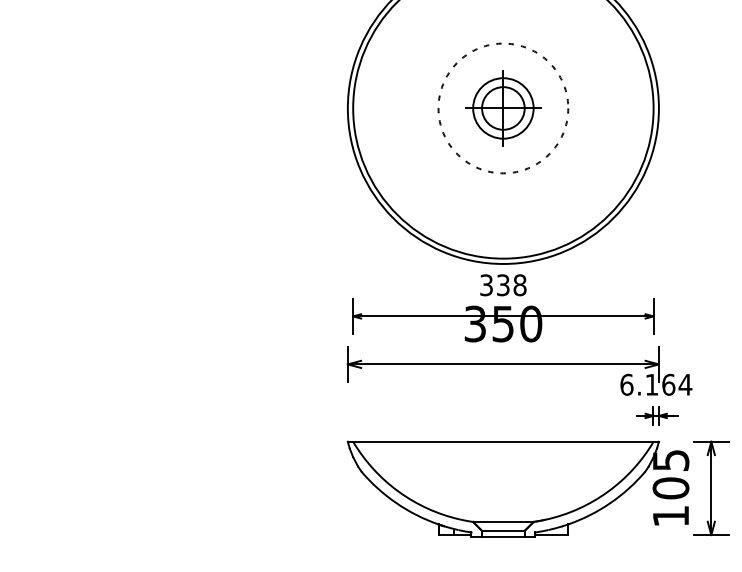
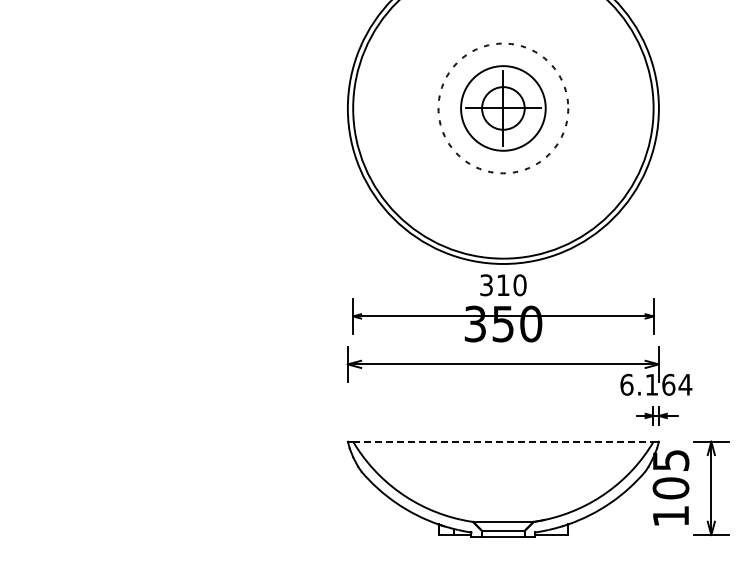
circle diameter: 60 px -> 85 px (503, 108)
text: 338 -> 310 (511, 285)
line: solid -> dashed (503, 441)
